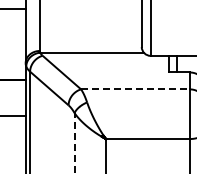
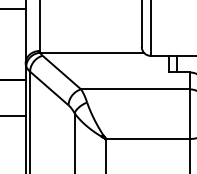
line: dashed -> solid (136, 89)
line: dashed -> solid (74, 143)
